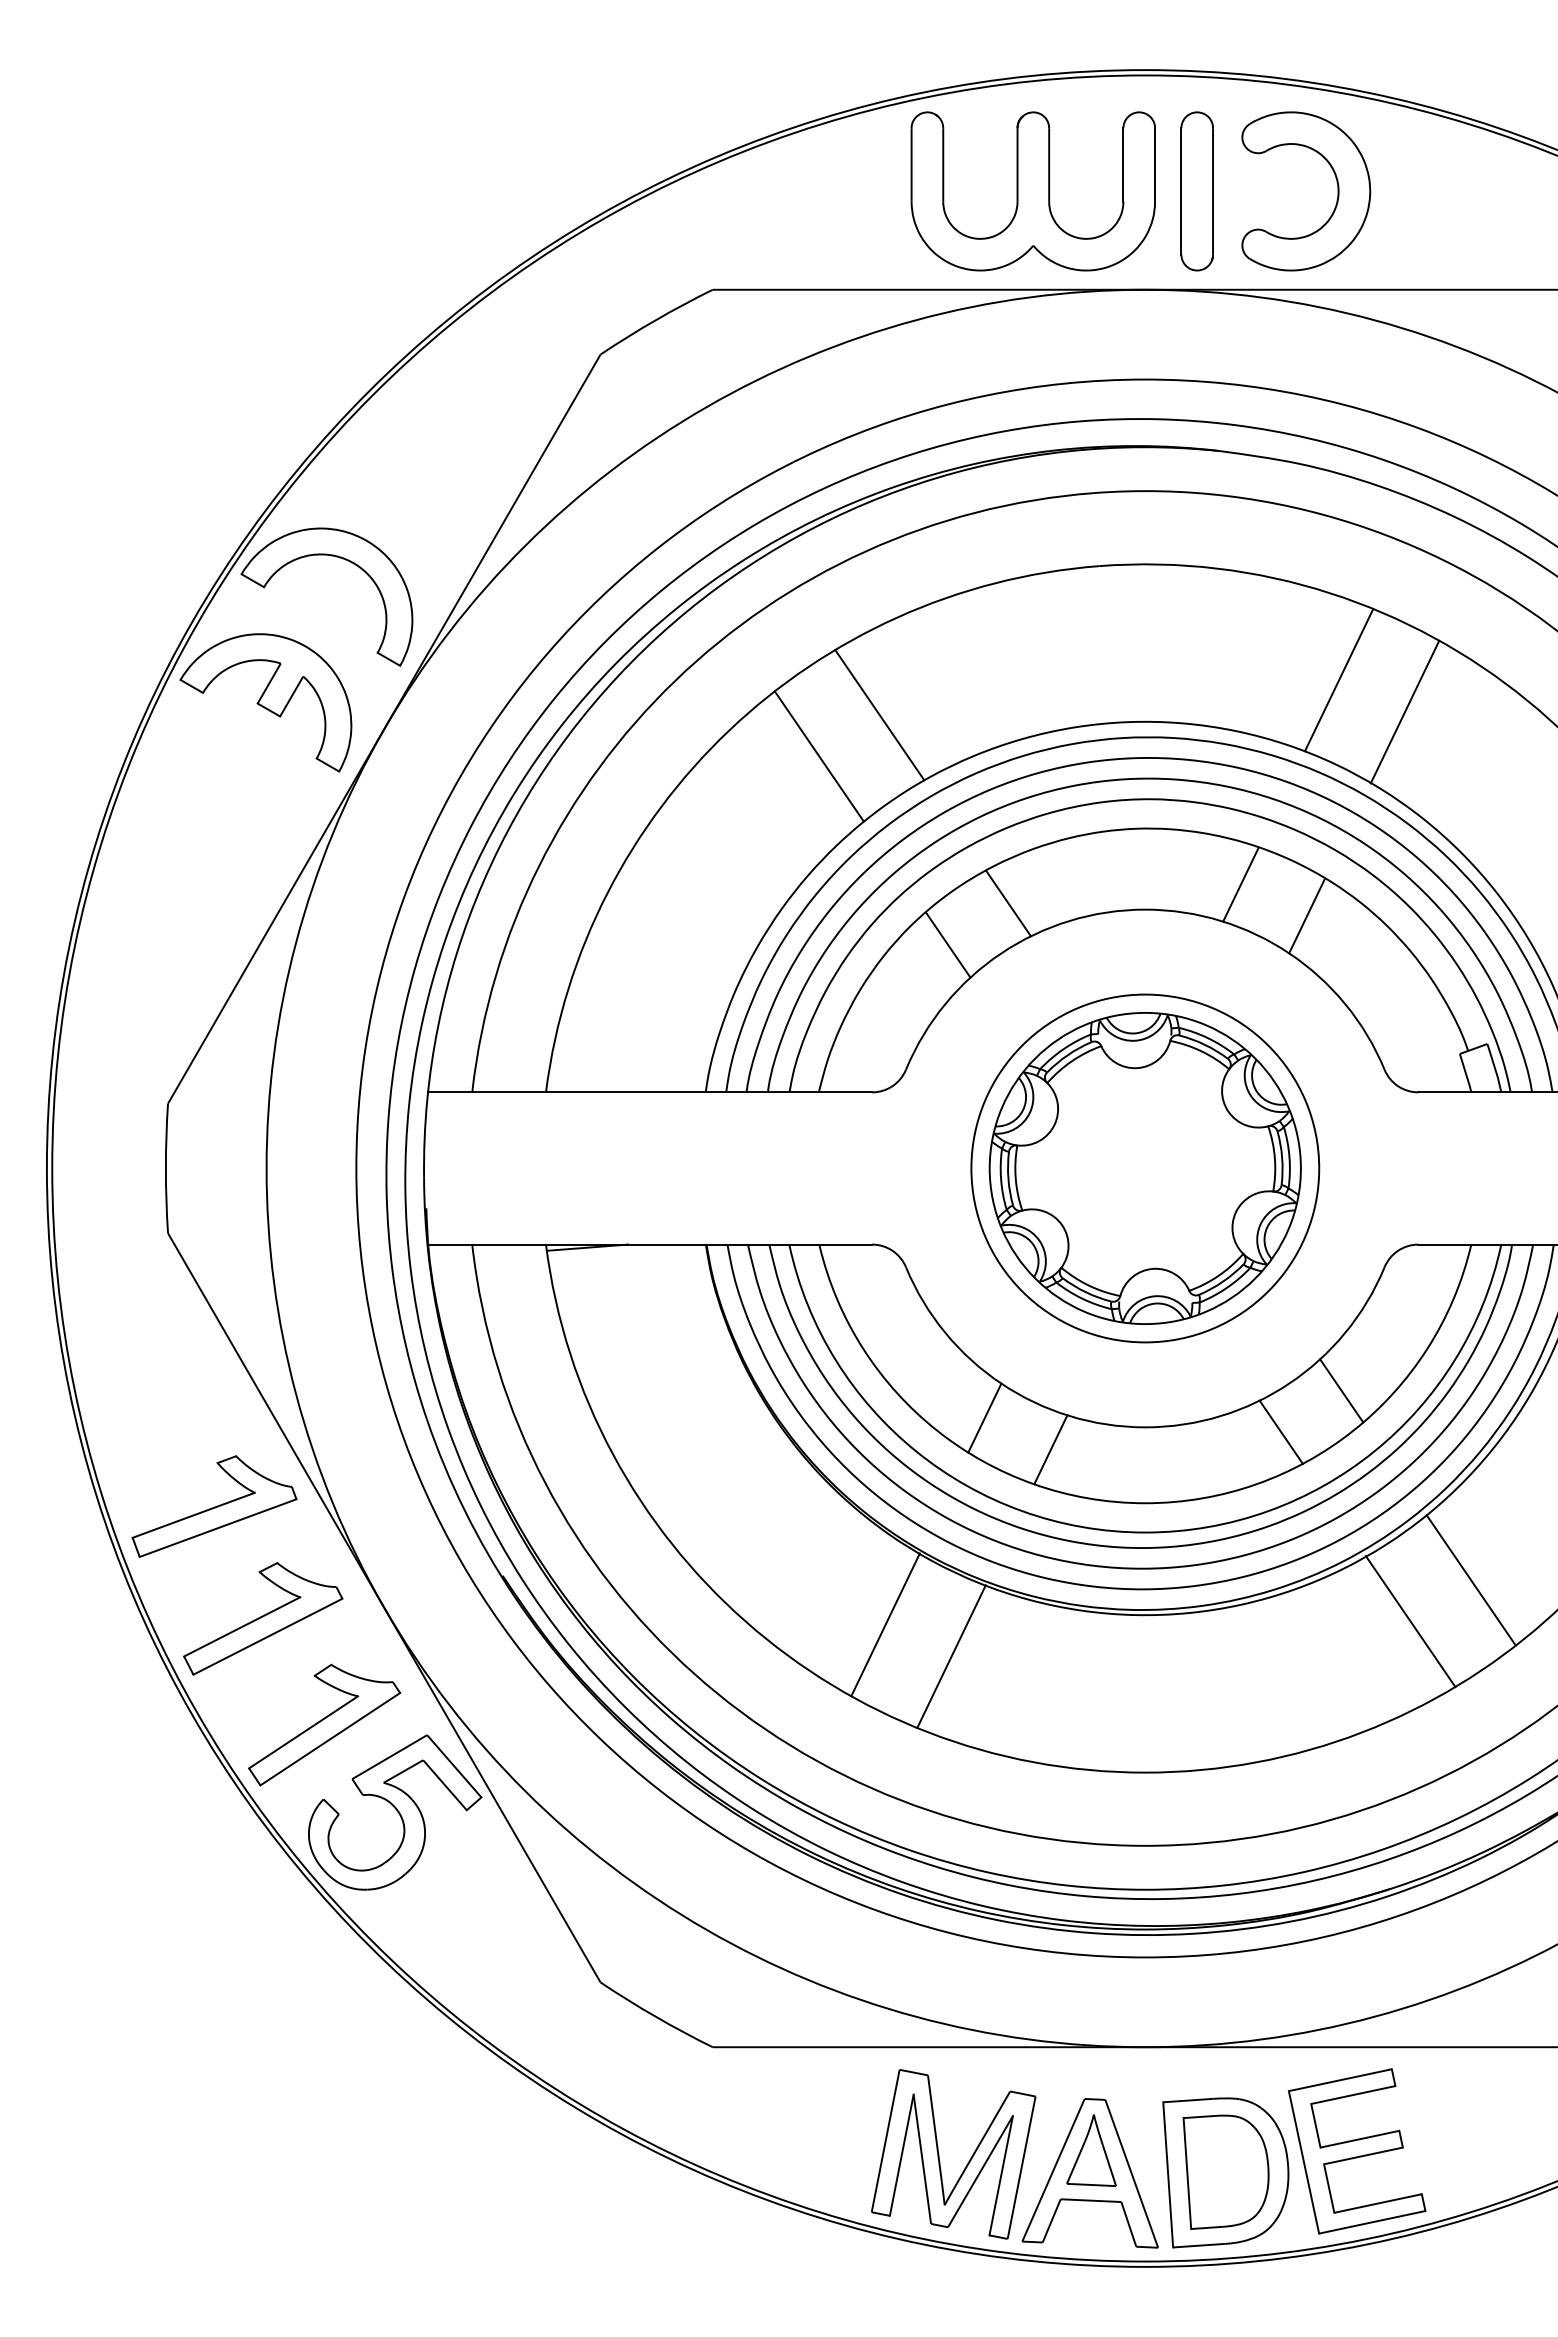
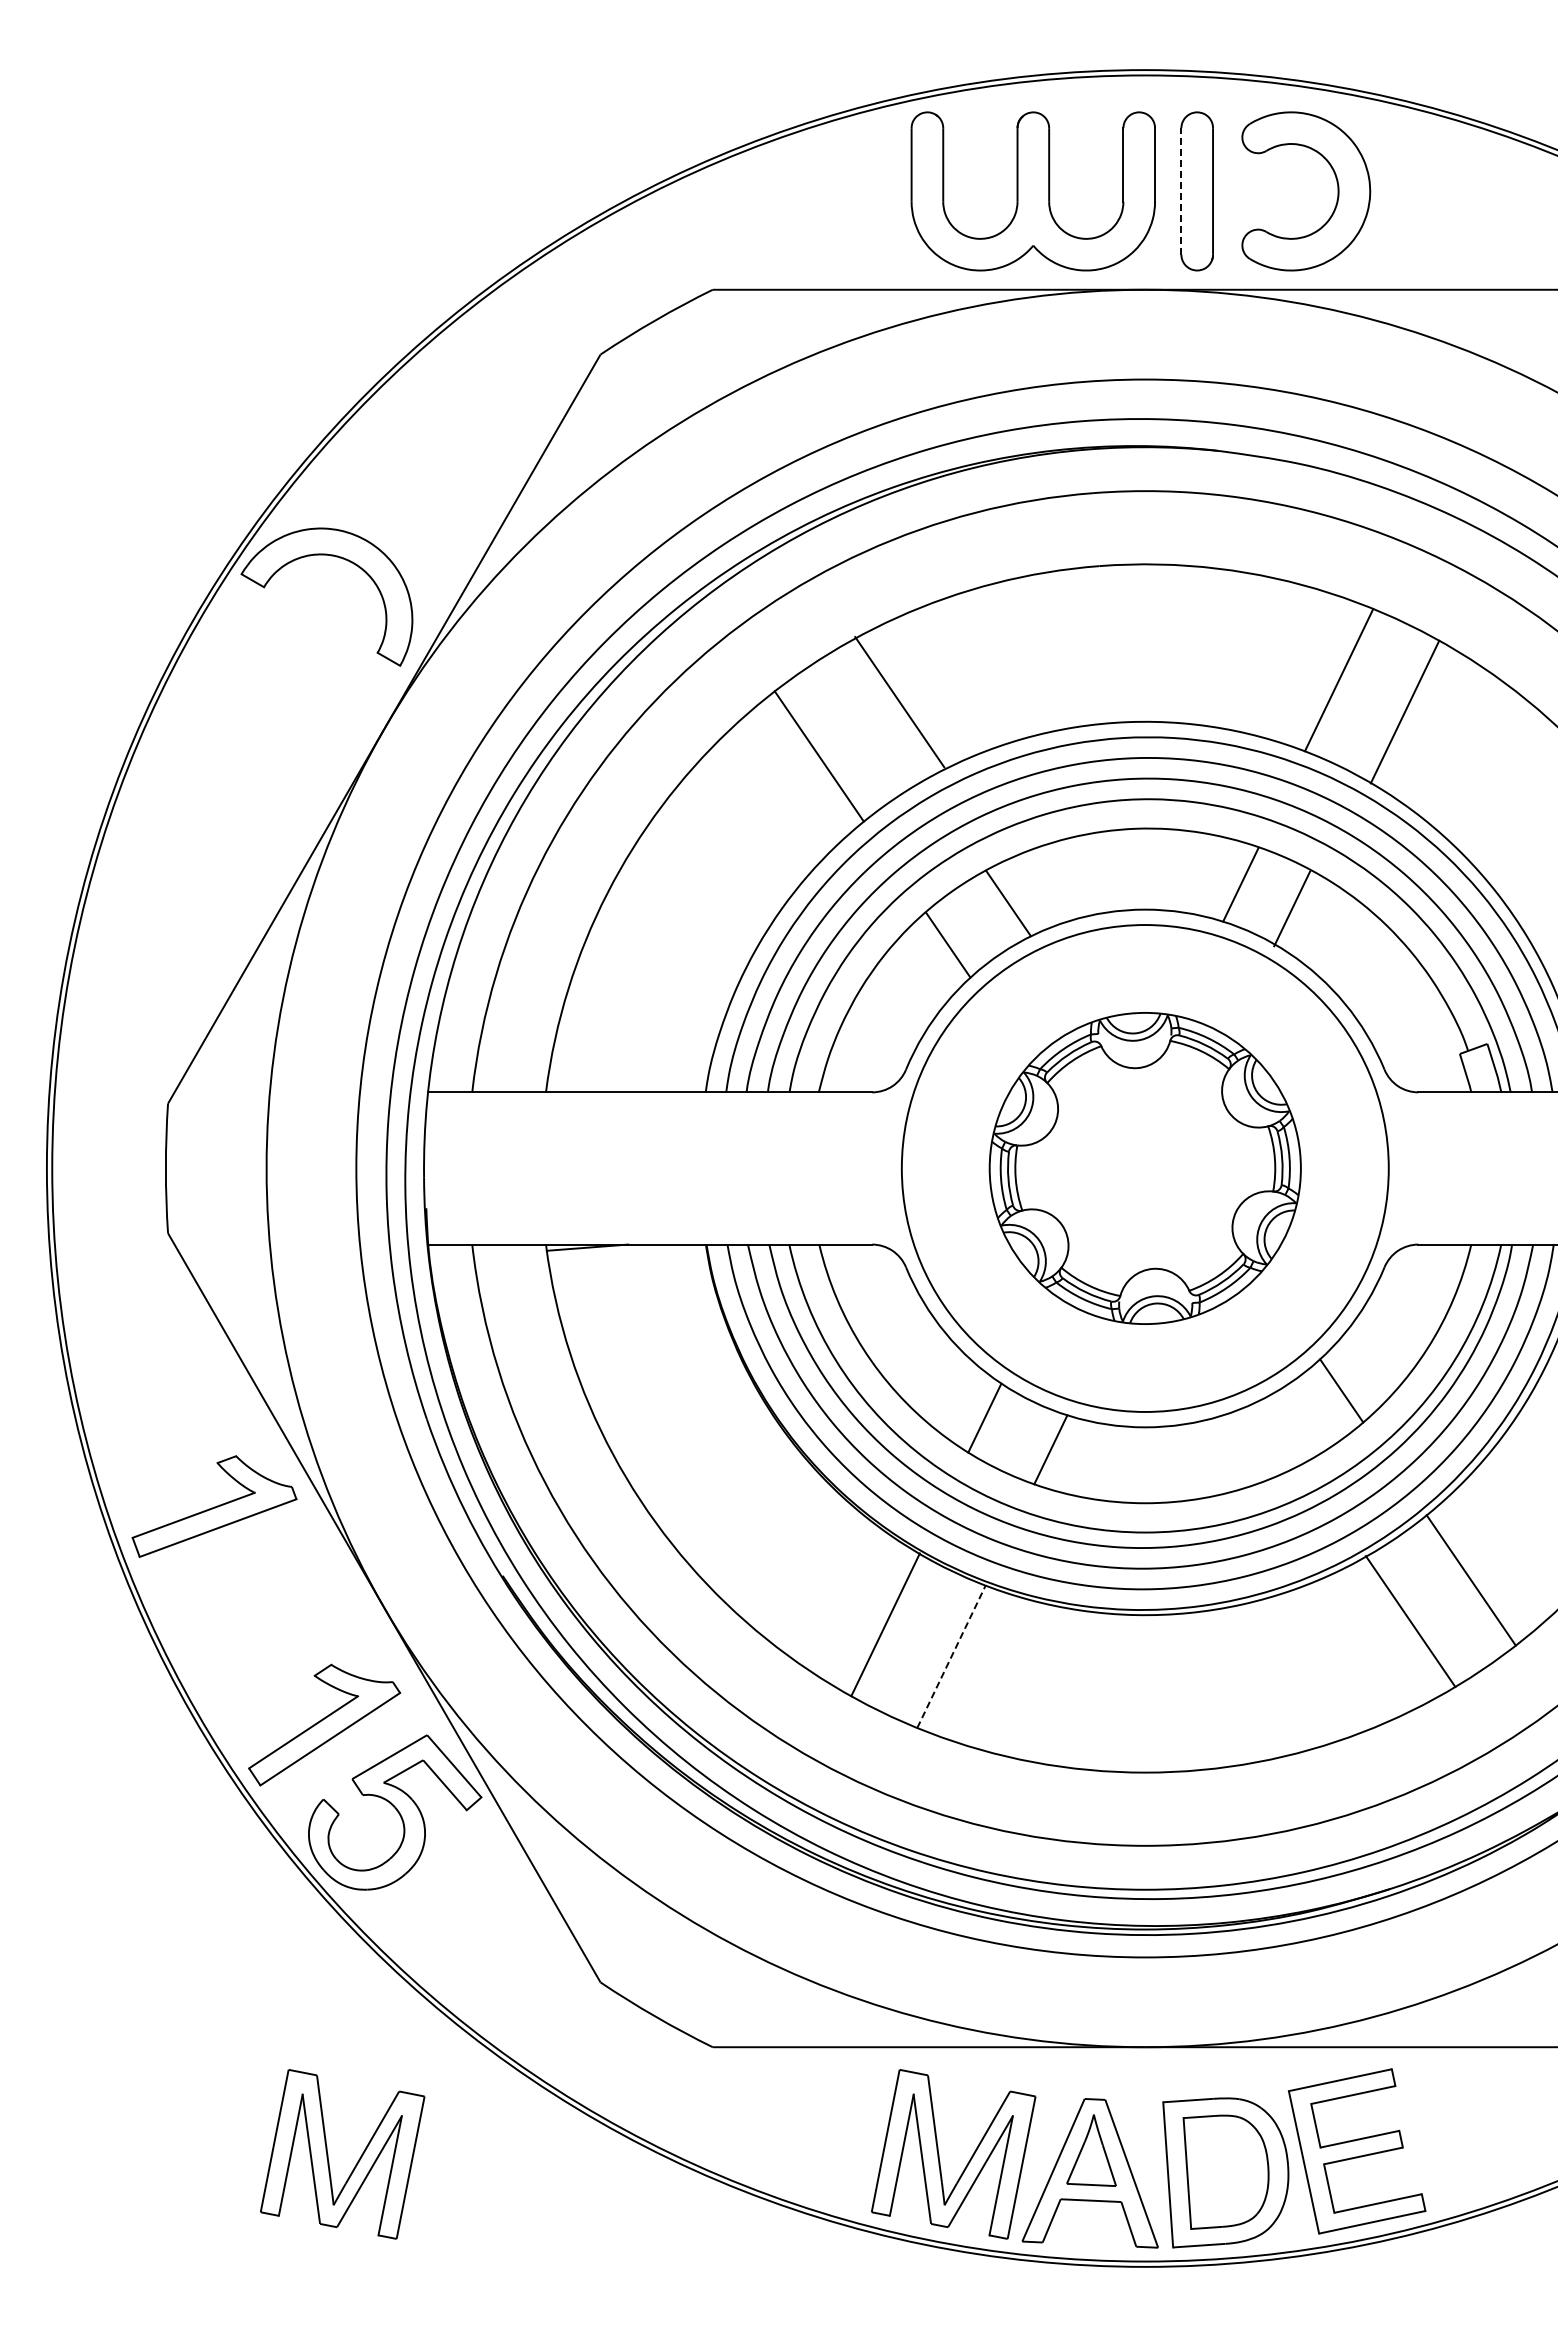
line: solid -> dashed (1181, 190)
part: present -> none (265, 702)
line position: (879, 715) -> (899, 702) (899, 702)
line position: (1307, 915) -> (1292, 908) (1292, 908)
circle diameter: 348 px -> 487 px (1144, 1168)
line: present -> none (1280, 1431)
part: present -> none (263, 1618)
line: solid -> dashed (951, 1656)
part: none -> present (328, 2154)
